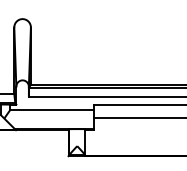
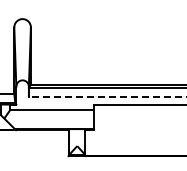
line: solid -> dashed (107, 96)
line: present -> none (138, 117)
